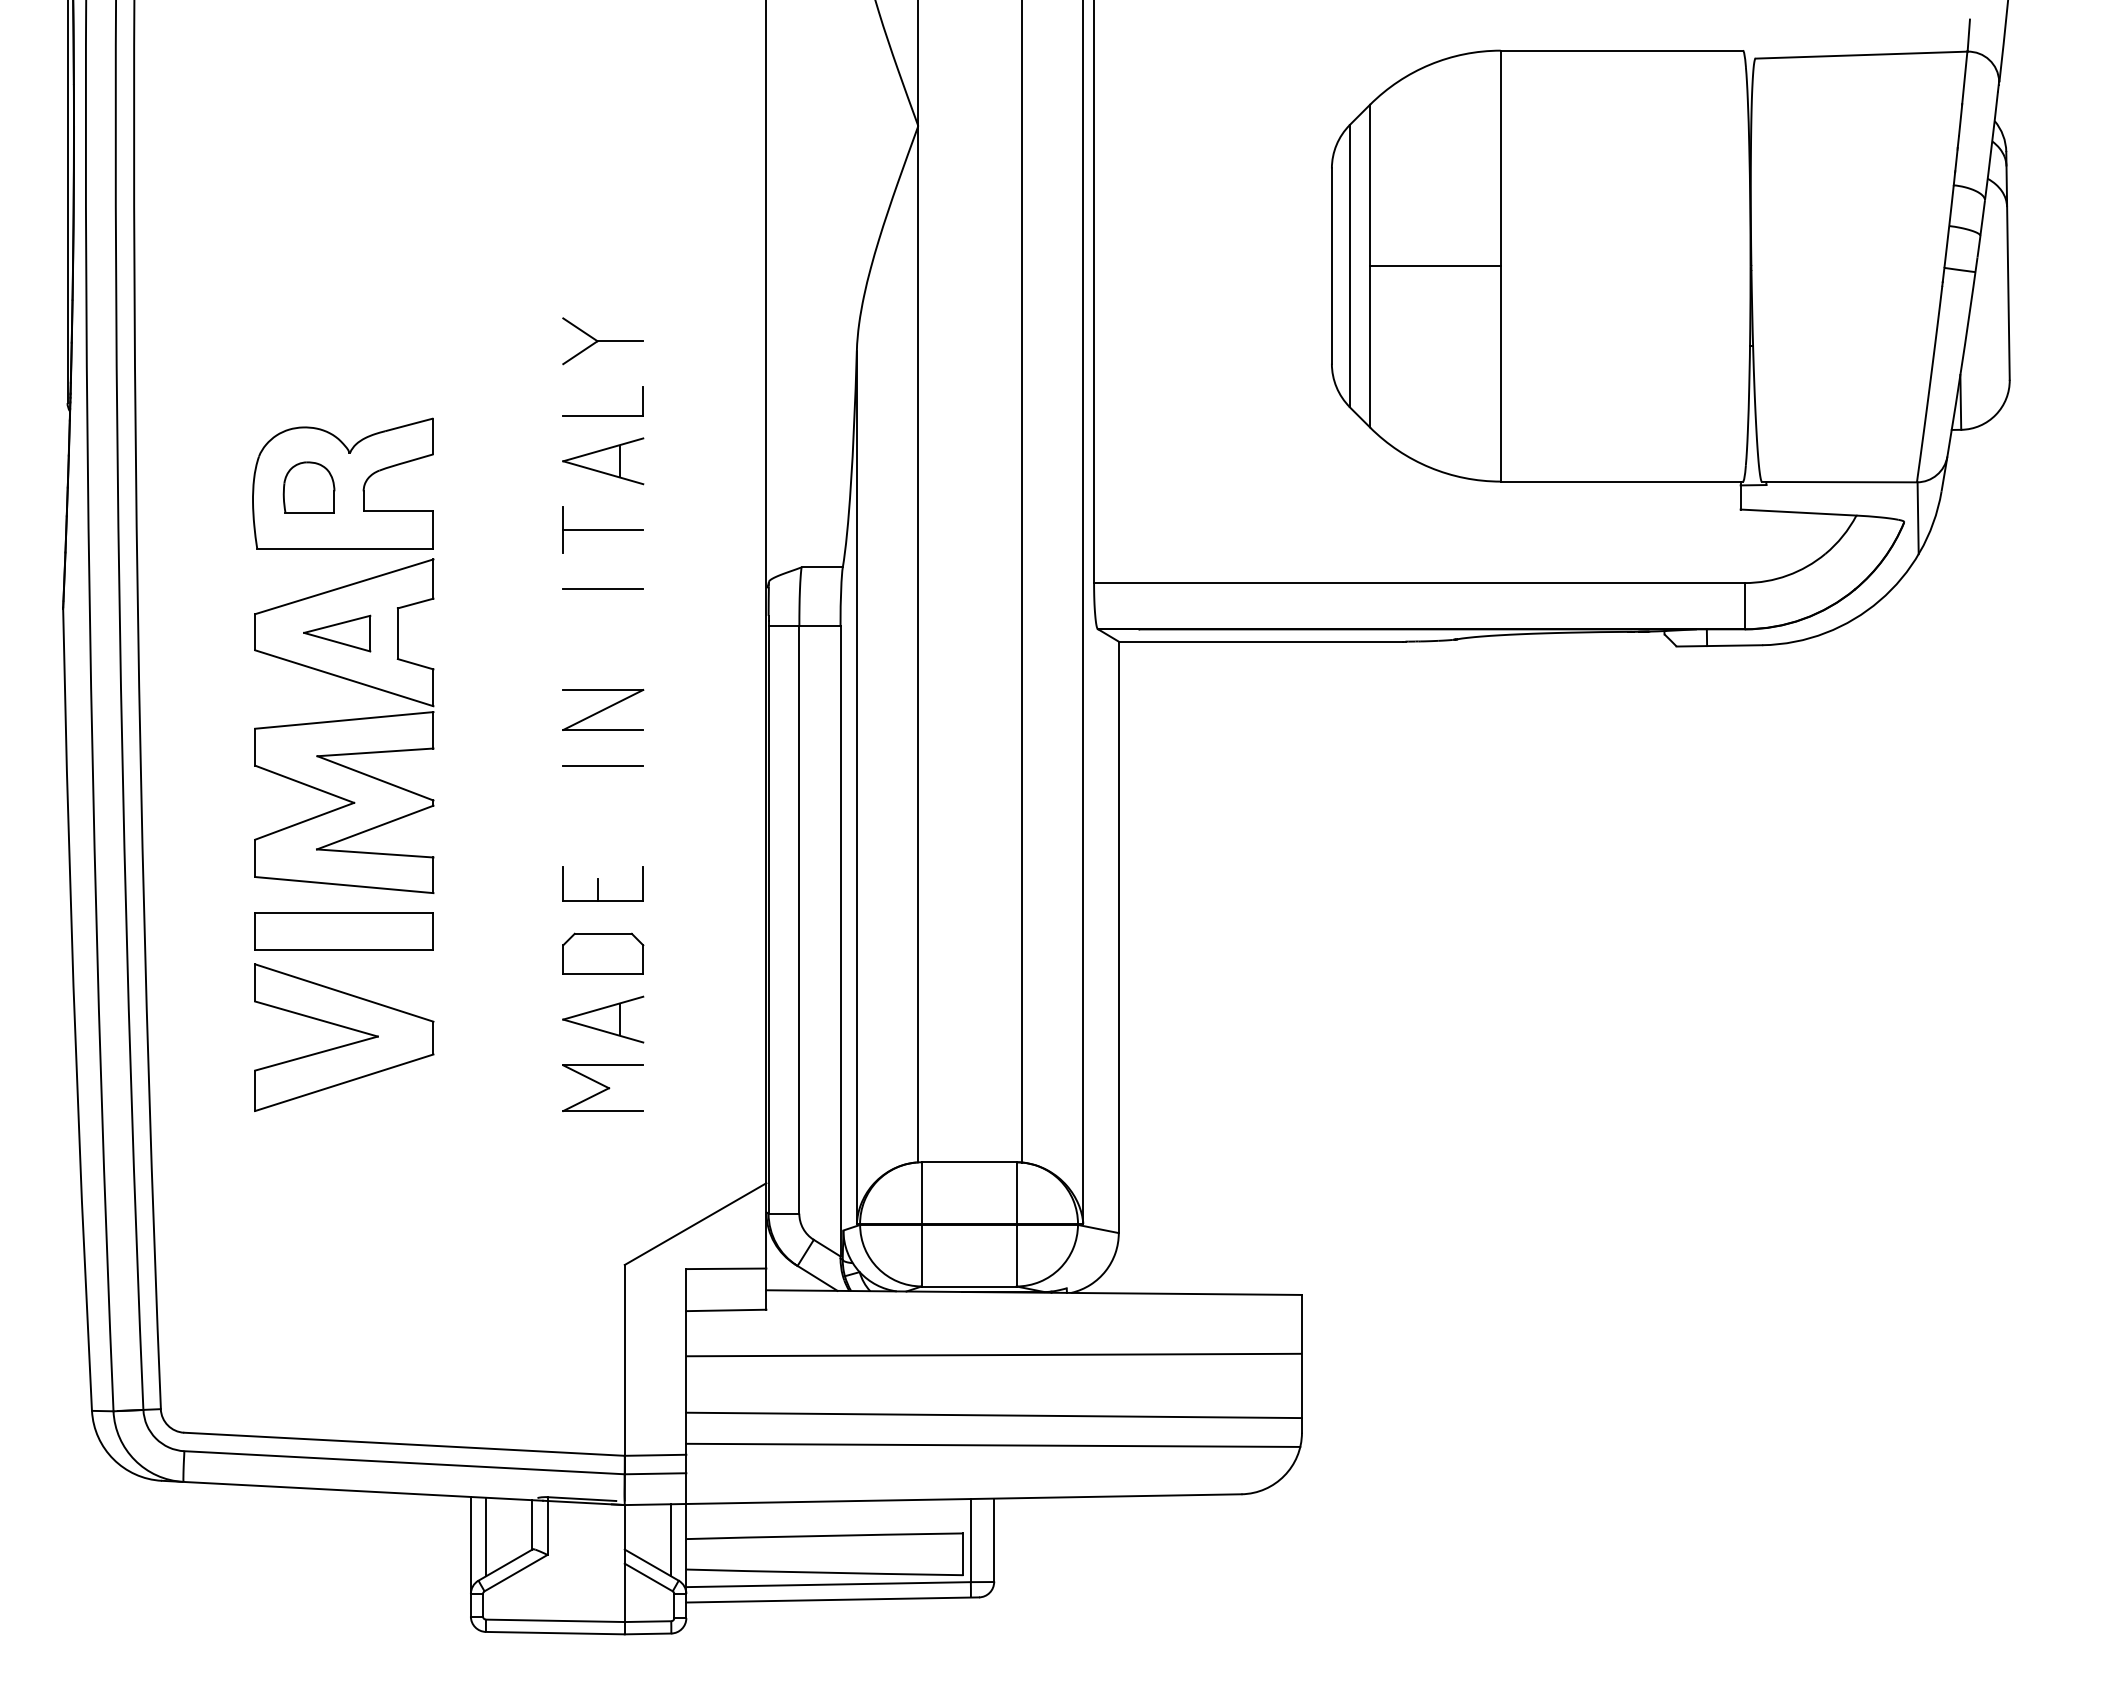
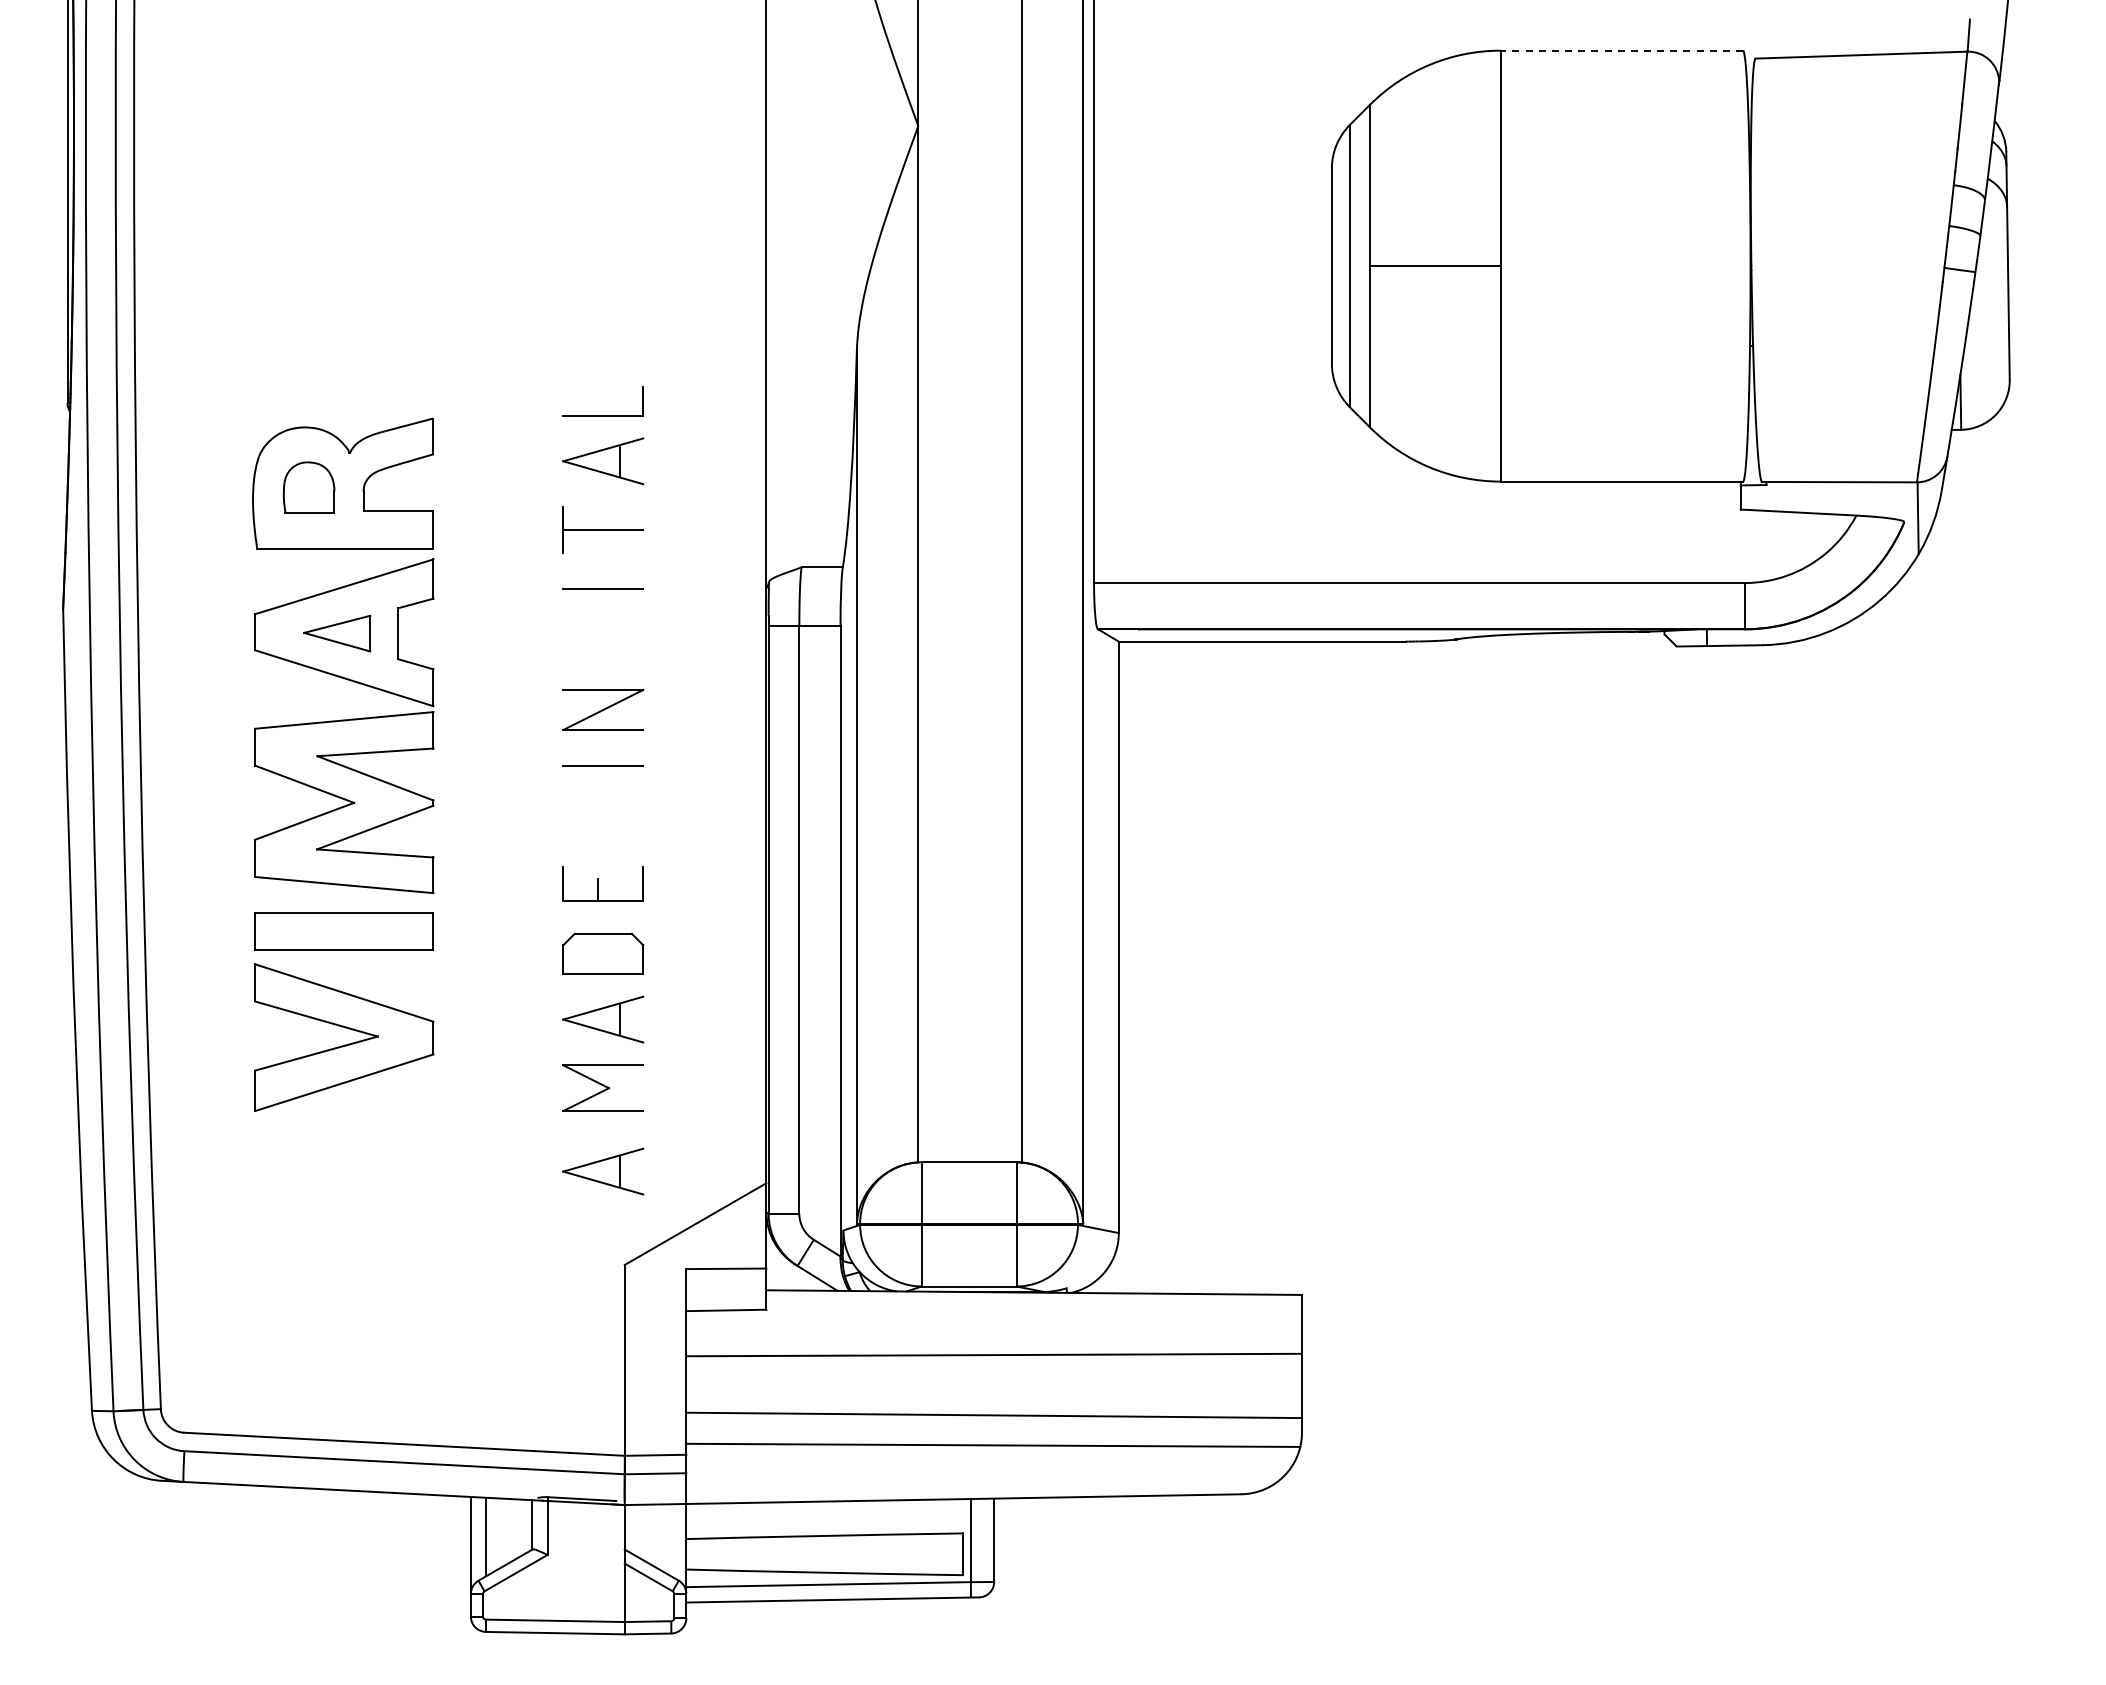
line: solid -> dashed (1621, 50)
part: present -> none (602, 341)
part: none -> present (603, 1171)
line: present -> none (671, 1540)
